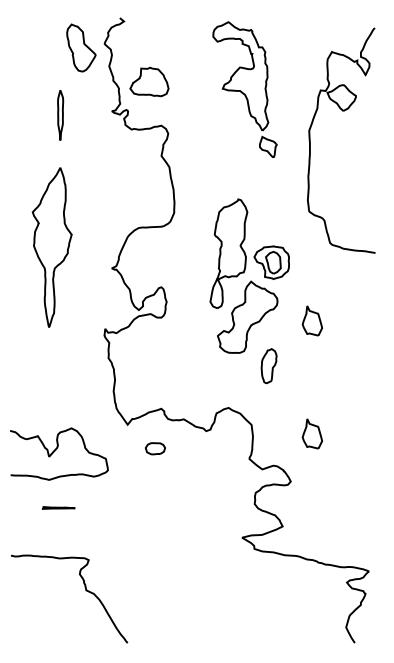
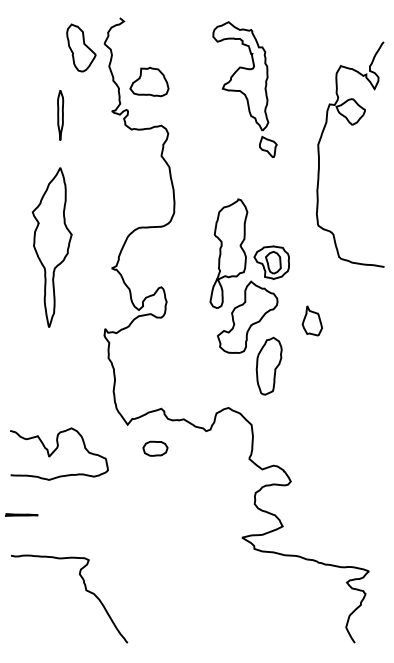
part position: (342, 111) -> (351, 125) (351, 125)
part size: 18x37 px -> 28x60 px (268, 365)
part: present -> none (311, 433)
part size: 21x14 px -> 27x17 px (155, 448)
line position: (58, 507) -> (21, 514) (21, 514)
